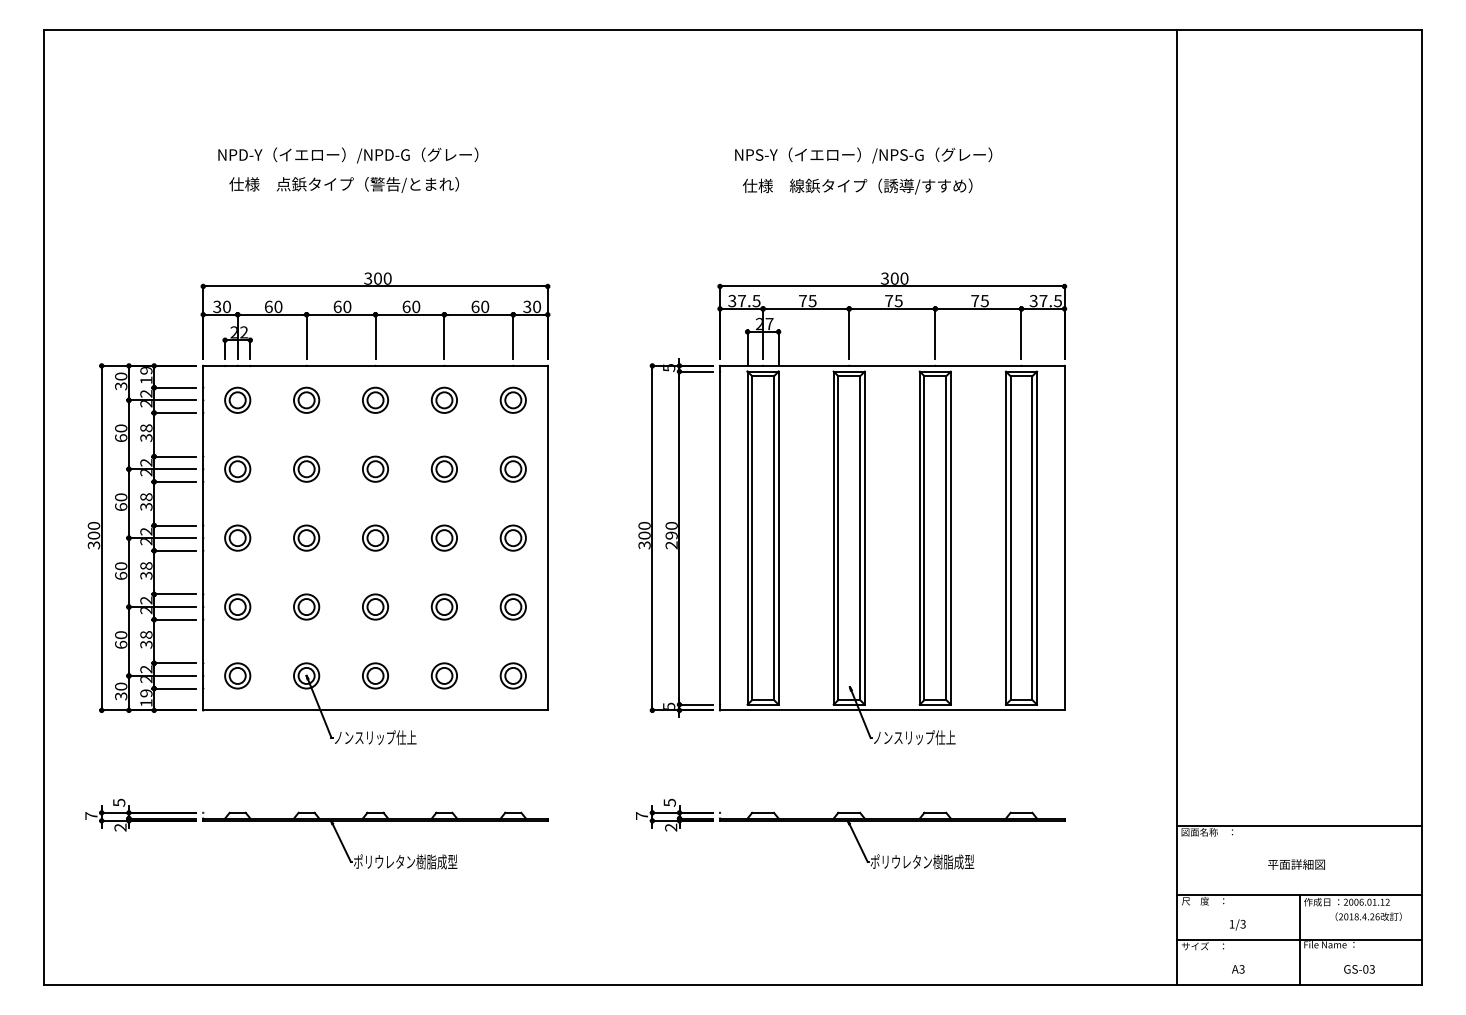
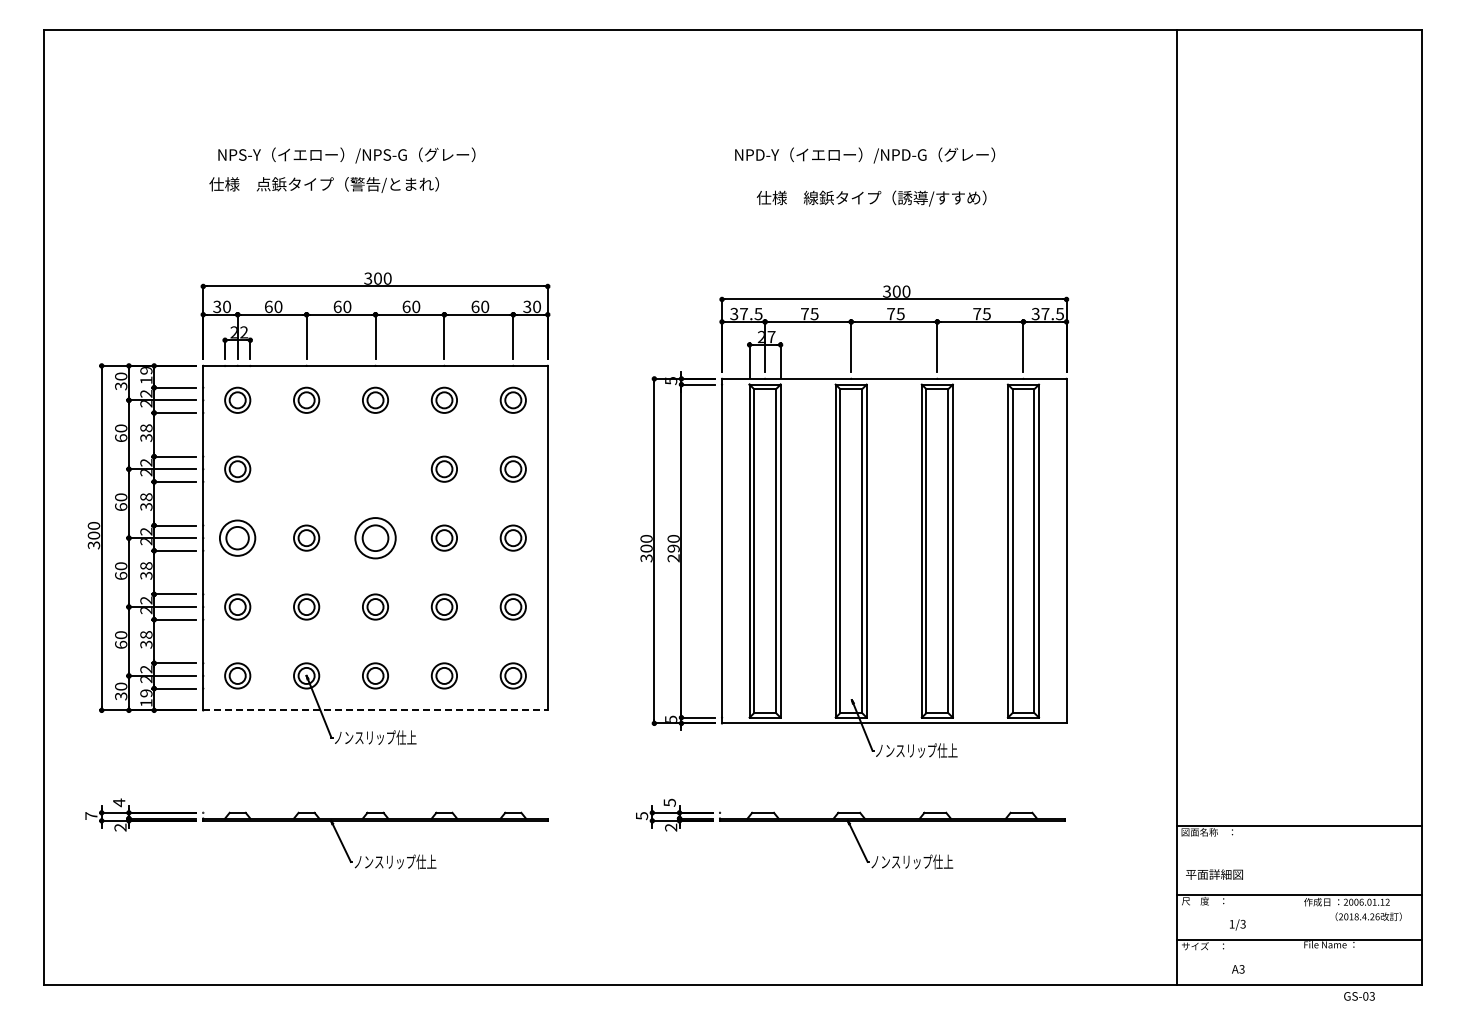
text: NPD-Y（イエロー）/NPD-G（グレー） -> NPS-Y（イエロー）/NPS-G（グレー） (358, 155)
text: NPS-Y（イエロー）/NPS-G（グレー） -> NPD-Y（イエロー）/NPD-G（グレー） (875, 155)
text position: (343, 184) -> (323, 184) (323, 184)
text position: (857, 186) -> (871, 198) (871, 198)
part: present -> none (306, 468)
part: present -> none (375, 468)
part position: (852, 508) -> (854, 521) (854, 521)
part size: 28x28 px -> 38x38 px (237, 537)
part size: 27x28 px -> 43x43 px (375, 538)
line: solid -> dashed (376, 710)
text: 5 -> 4 (119, 802)
text: 7 -> 5 (642, 816)
text: ポリウレタン樹脂成型 -> ノンスリップ仕上 (405, 861)
text: ポリウレタン樹脂成型 -> ノンスリップ仕上 (922, 861)
text position: (1296, 864) -> (1214, 874) (1214, 874)
line: present -> none (1299, 939)
text position: (1359, 969) -> (1359, 996) (1359, 996)
